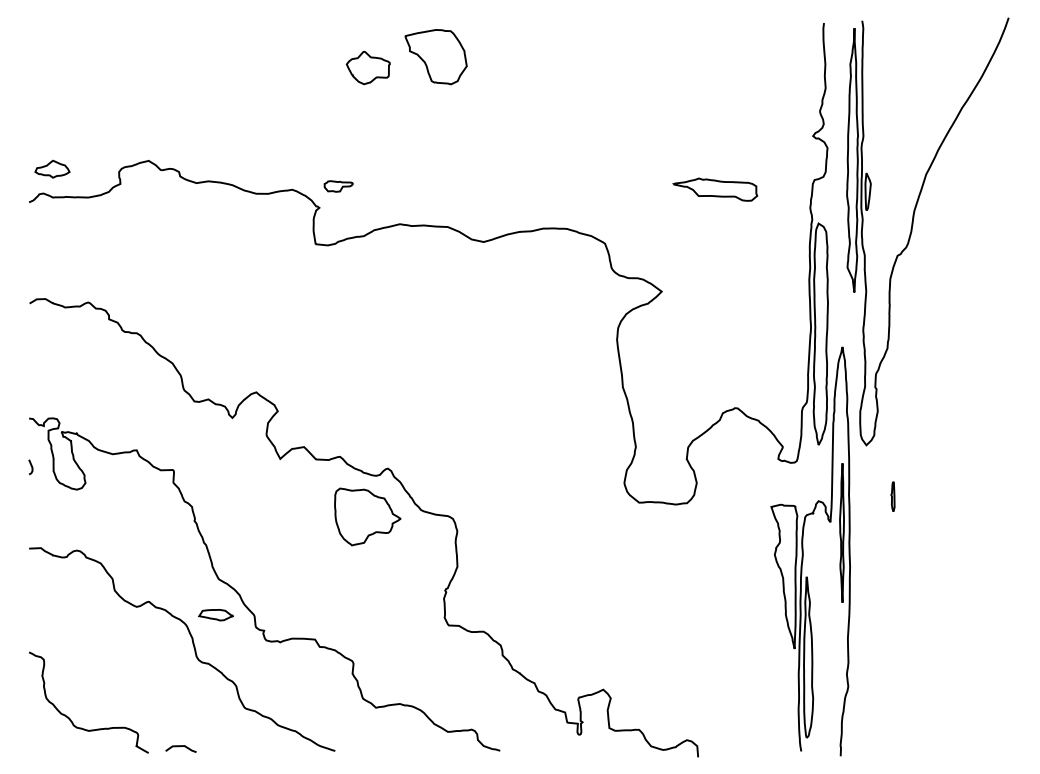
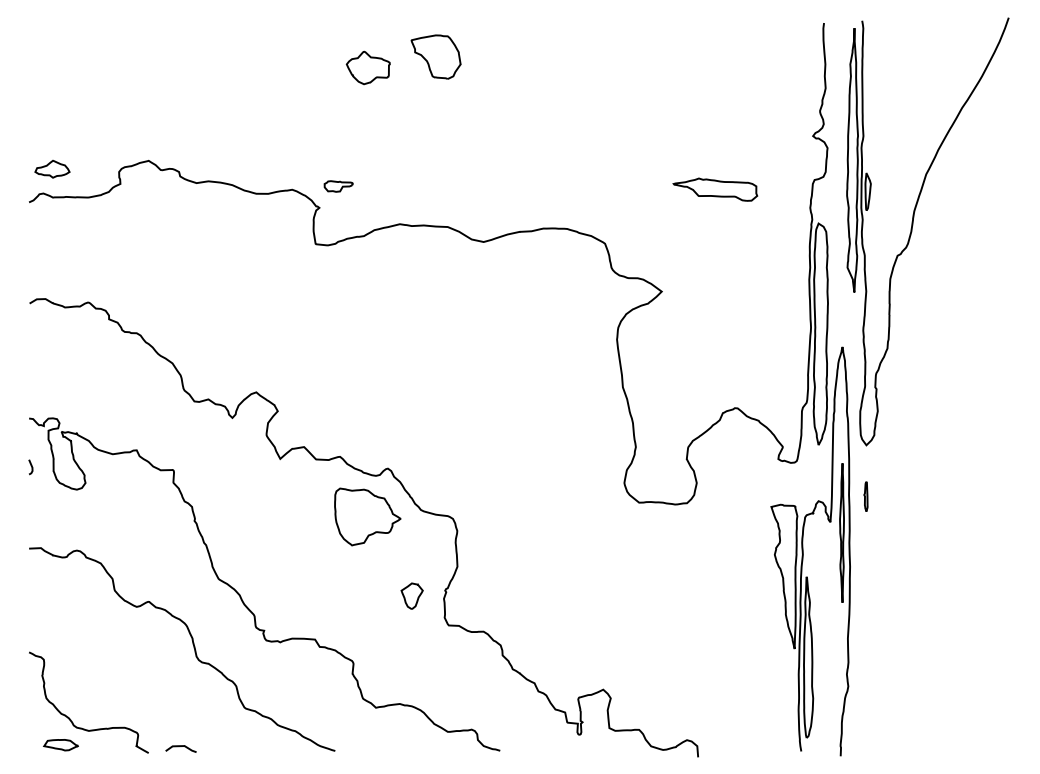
part size: 64x57 px -> 52x46 px (435, 56)
part position: (892, 496) -> (865, 496) (865, 496)
part: none -> present (411, 595)
part position: (215, 615) -> (60, 745) (60, 745)
